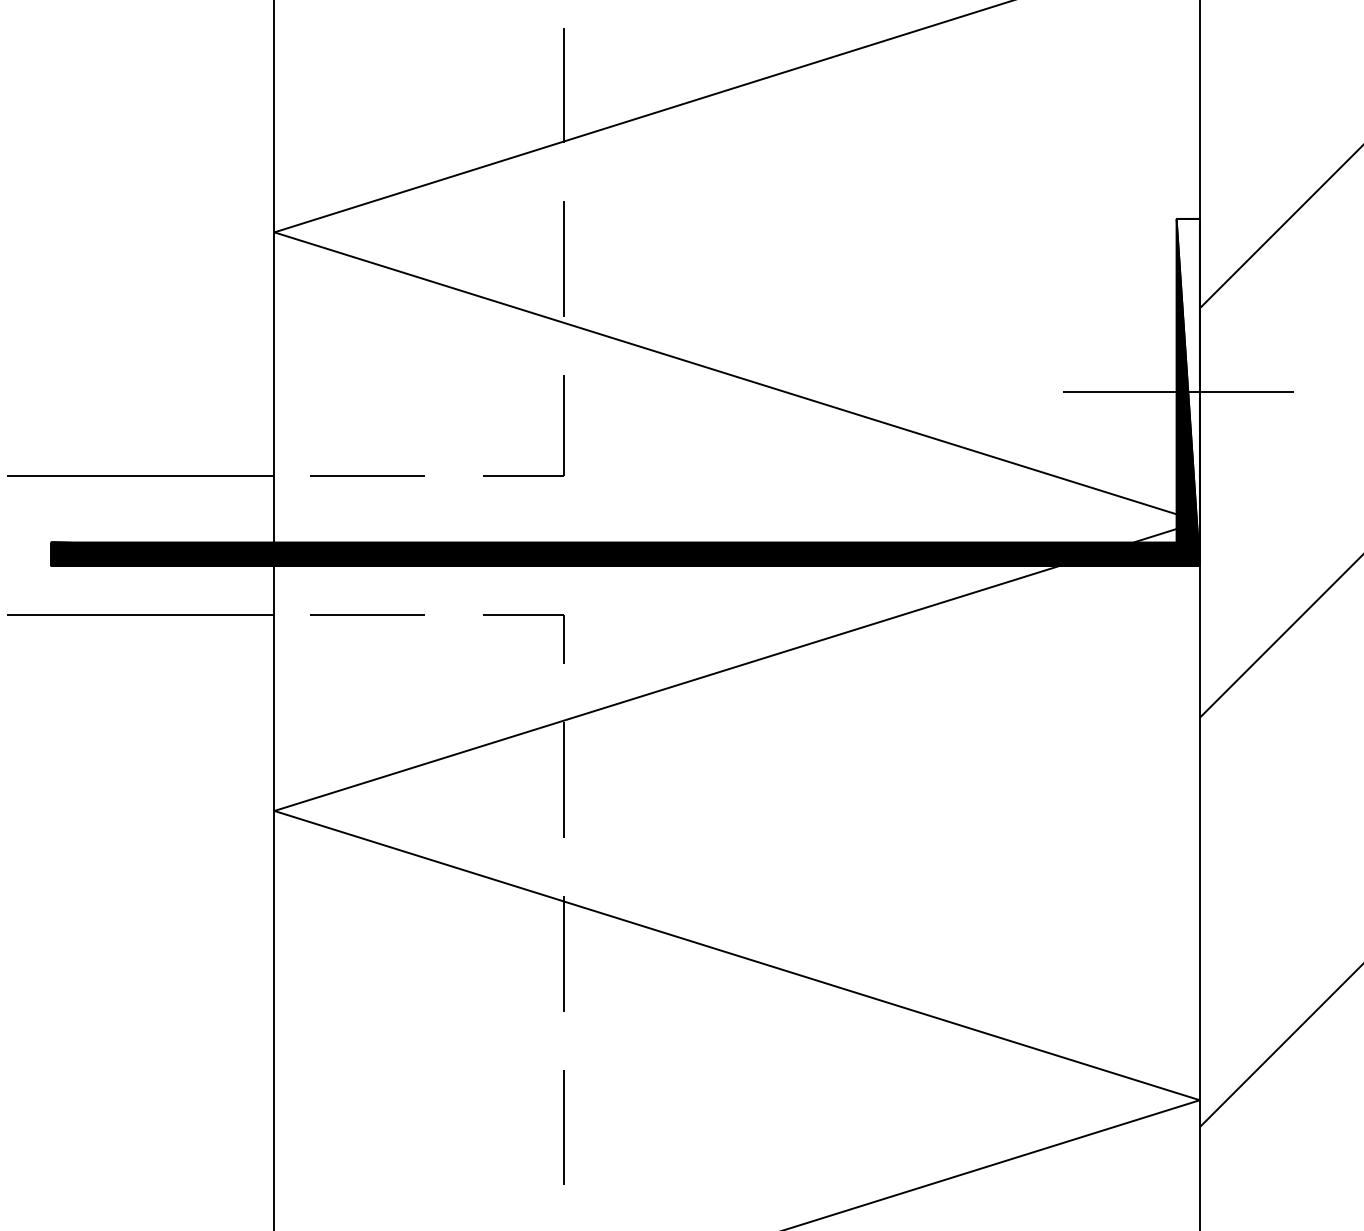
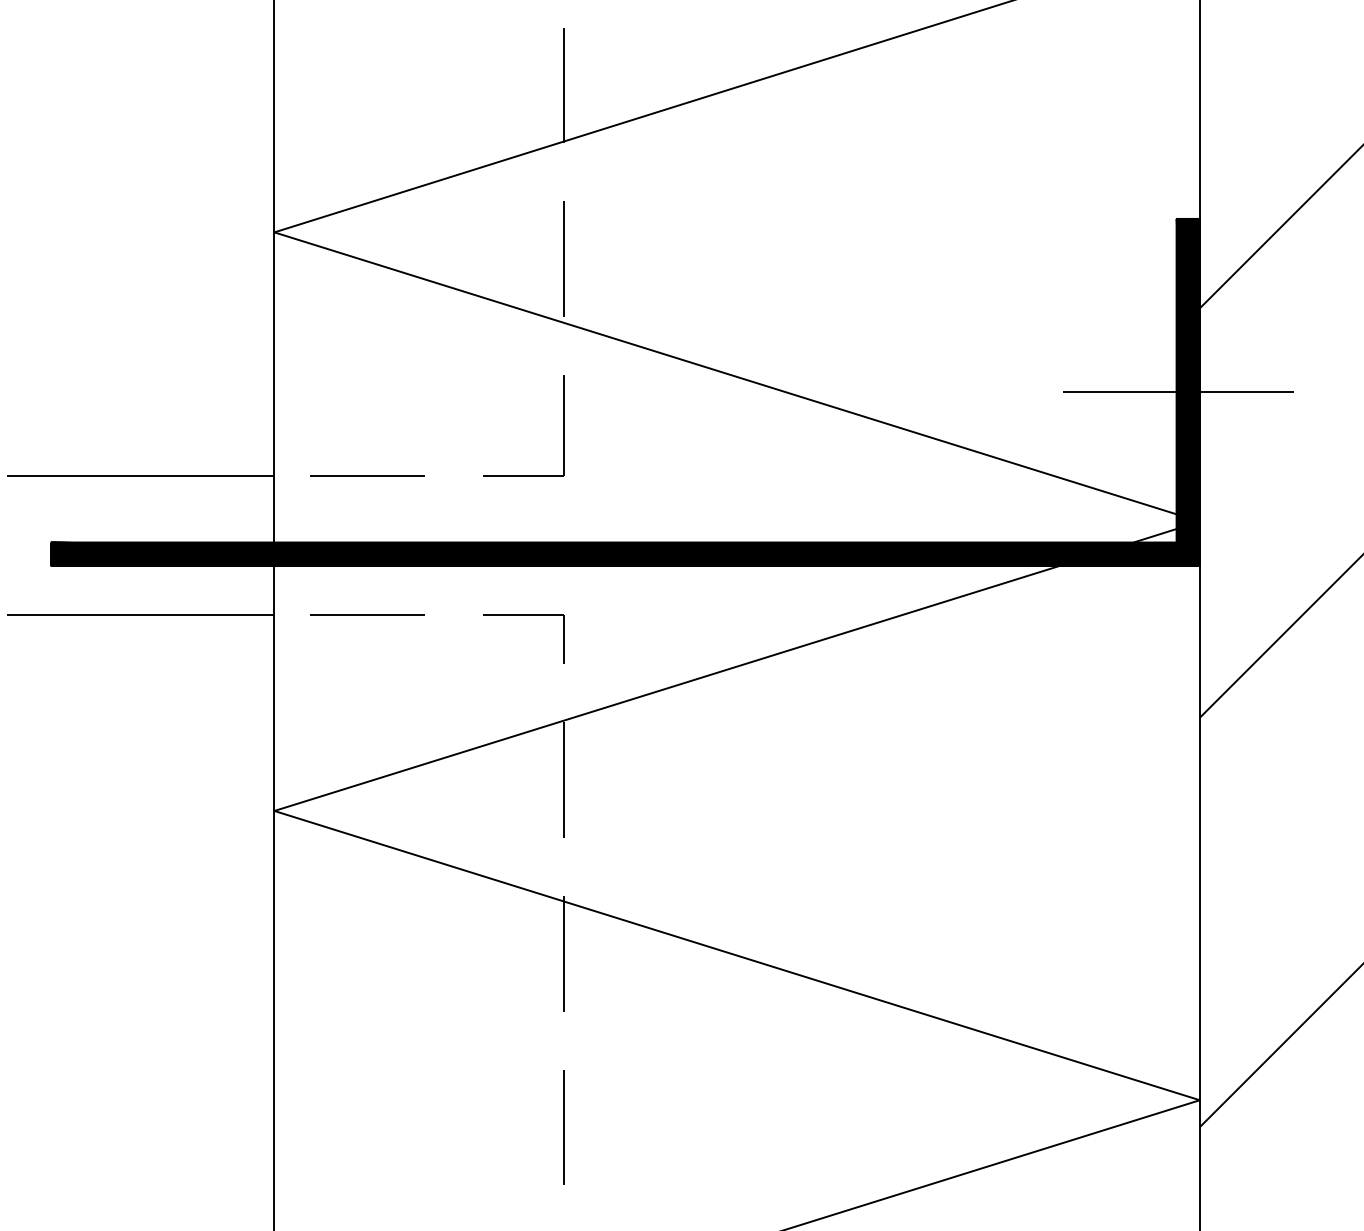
fill: none -> present (1187, 391)
